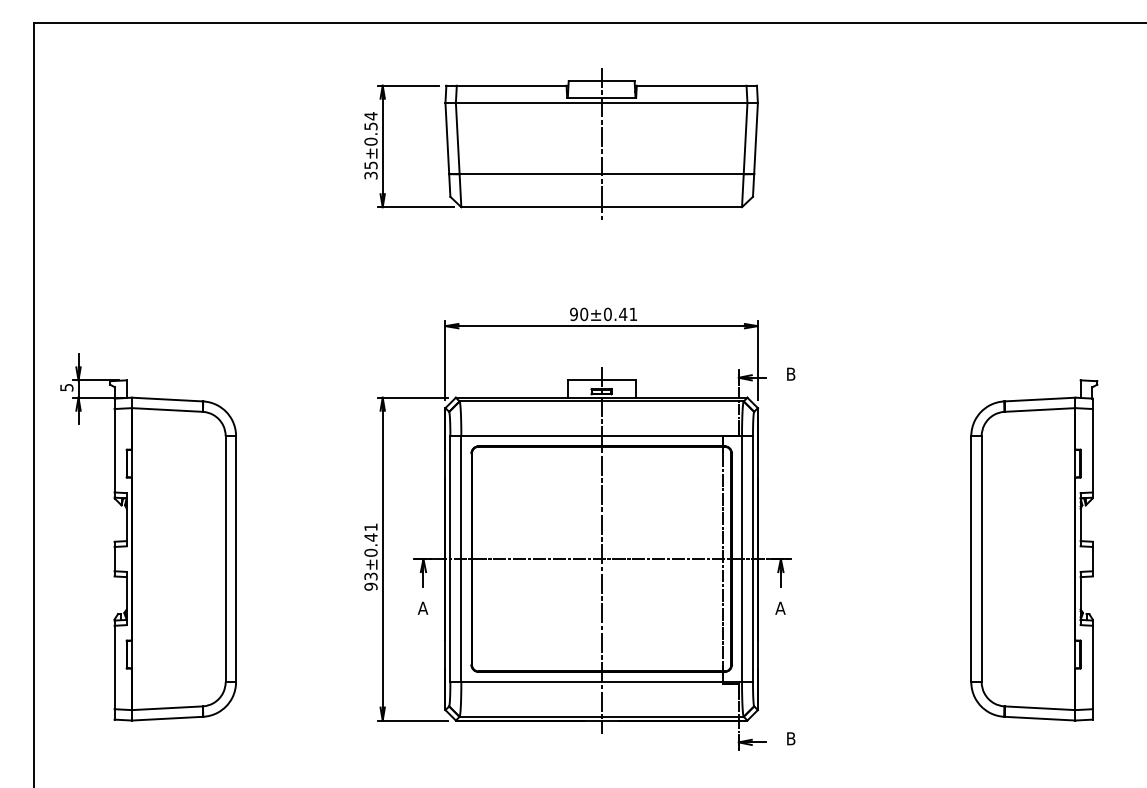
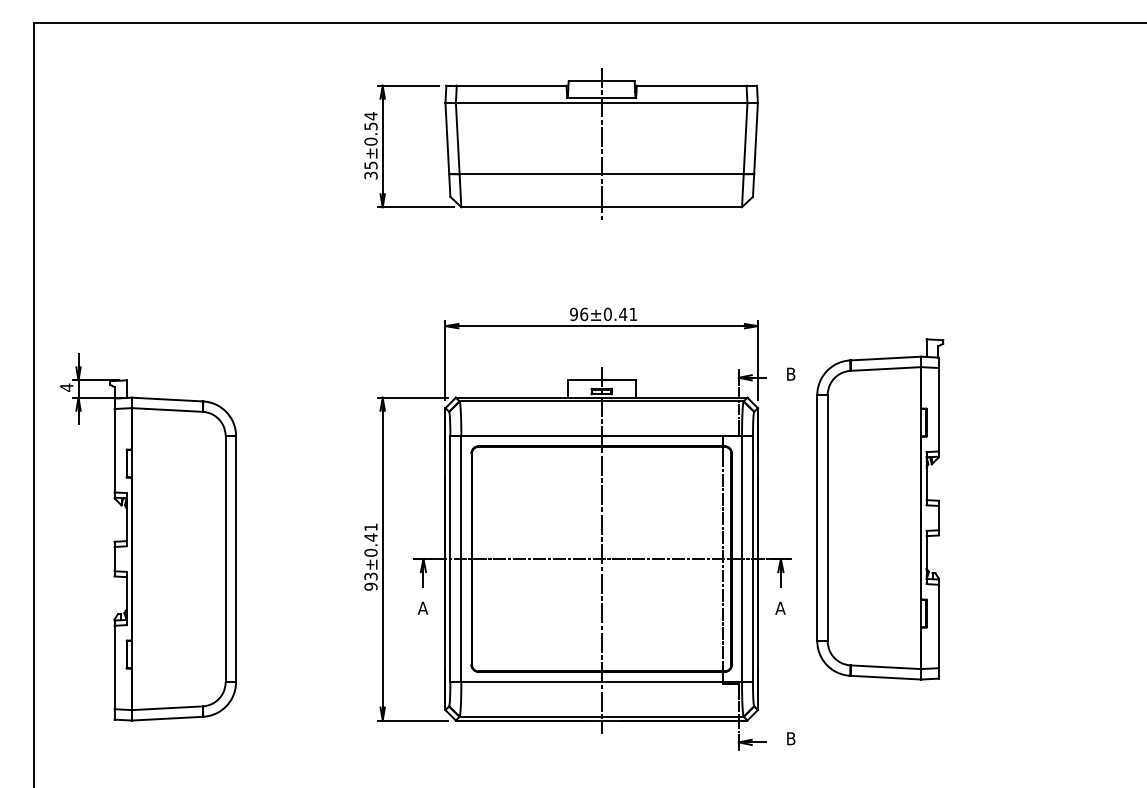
text: 90±0.41 -> 96±0.41 (584, 313)
text: 5 -> 4 (66, 387)
part position: (1034, 550) -> (880, 509) (880, 509)
